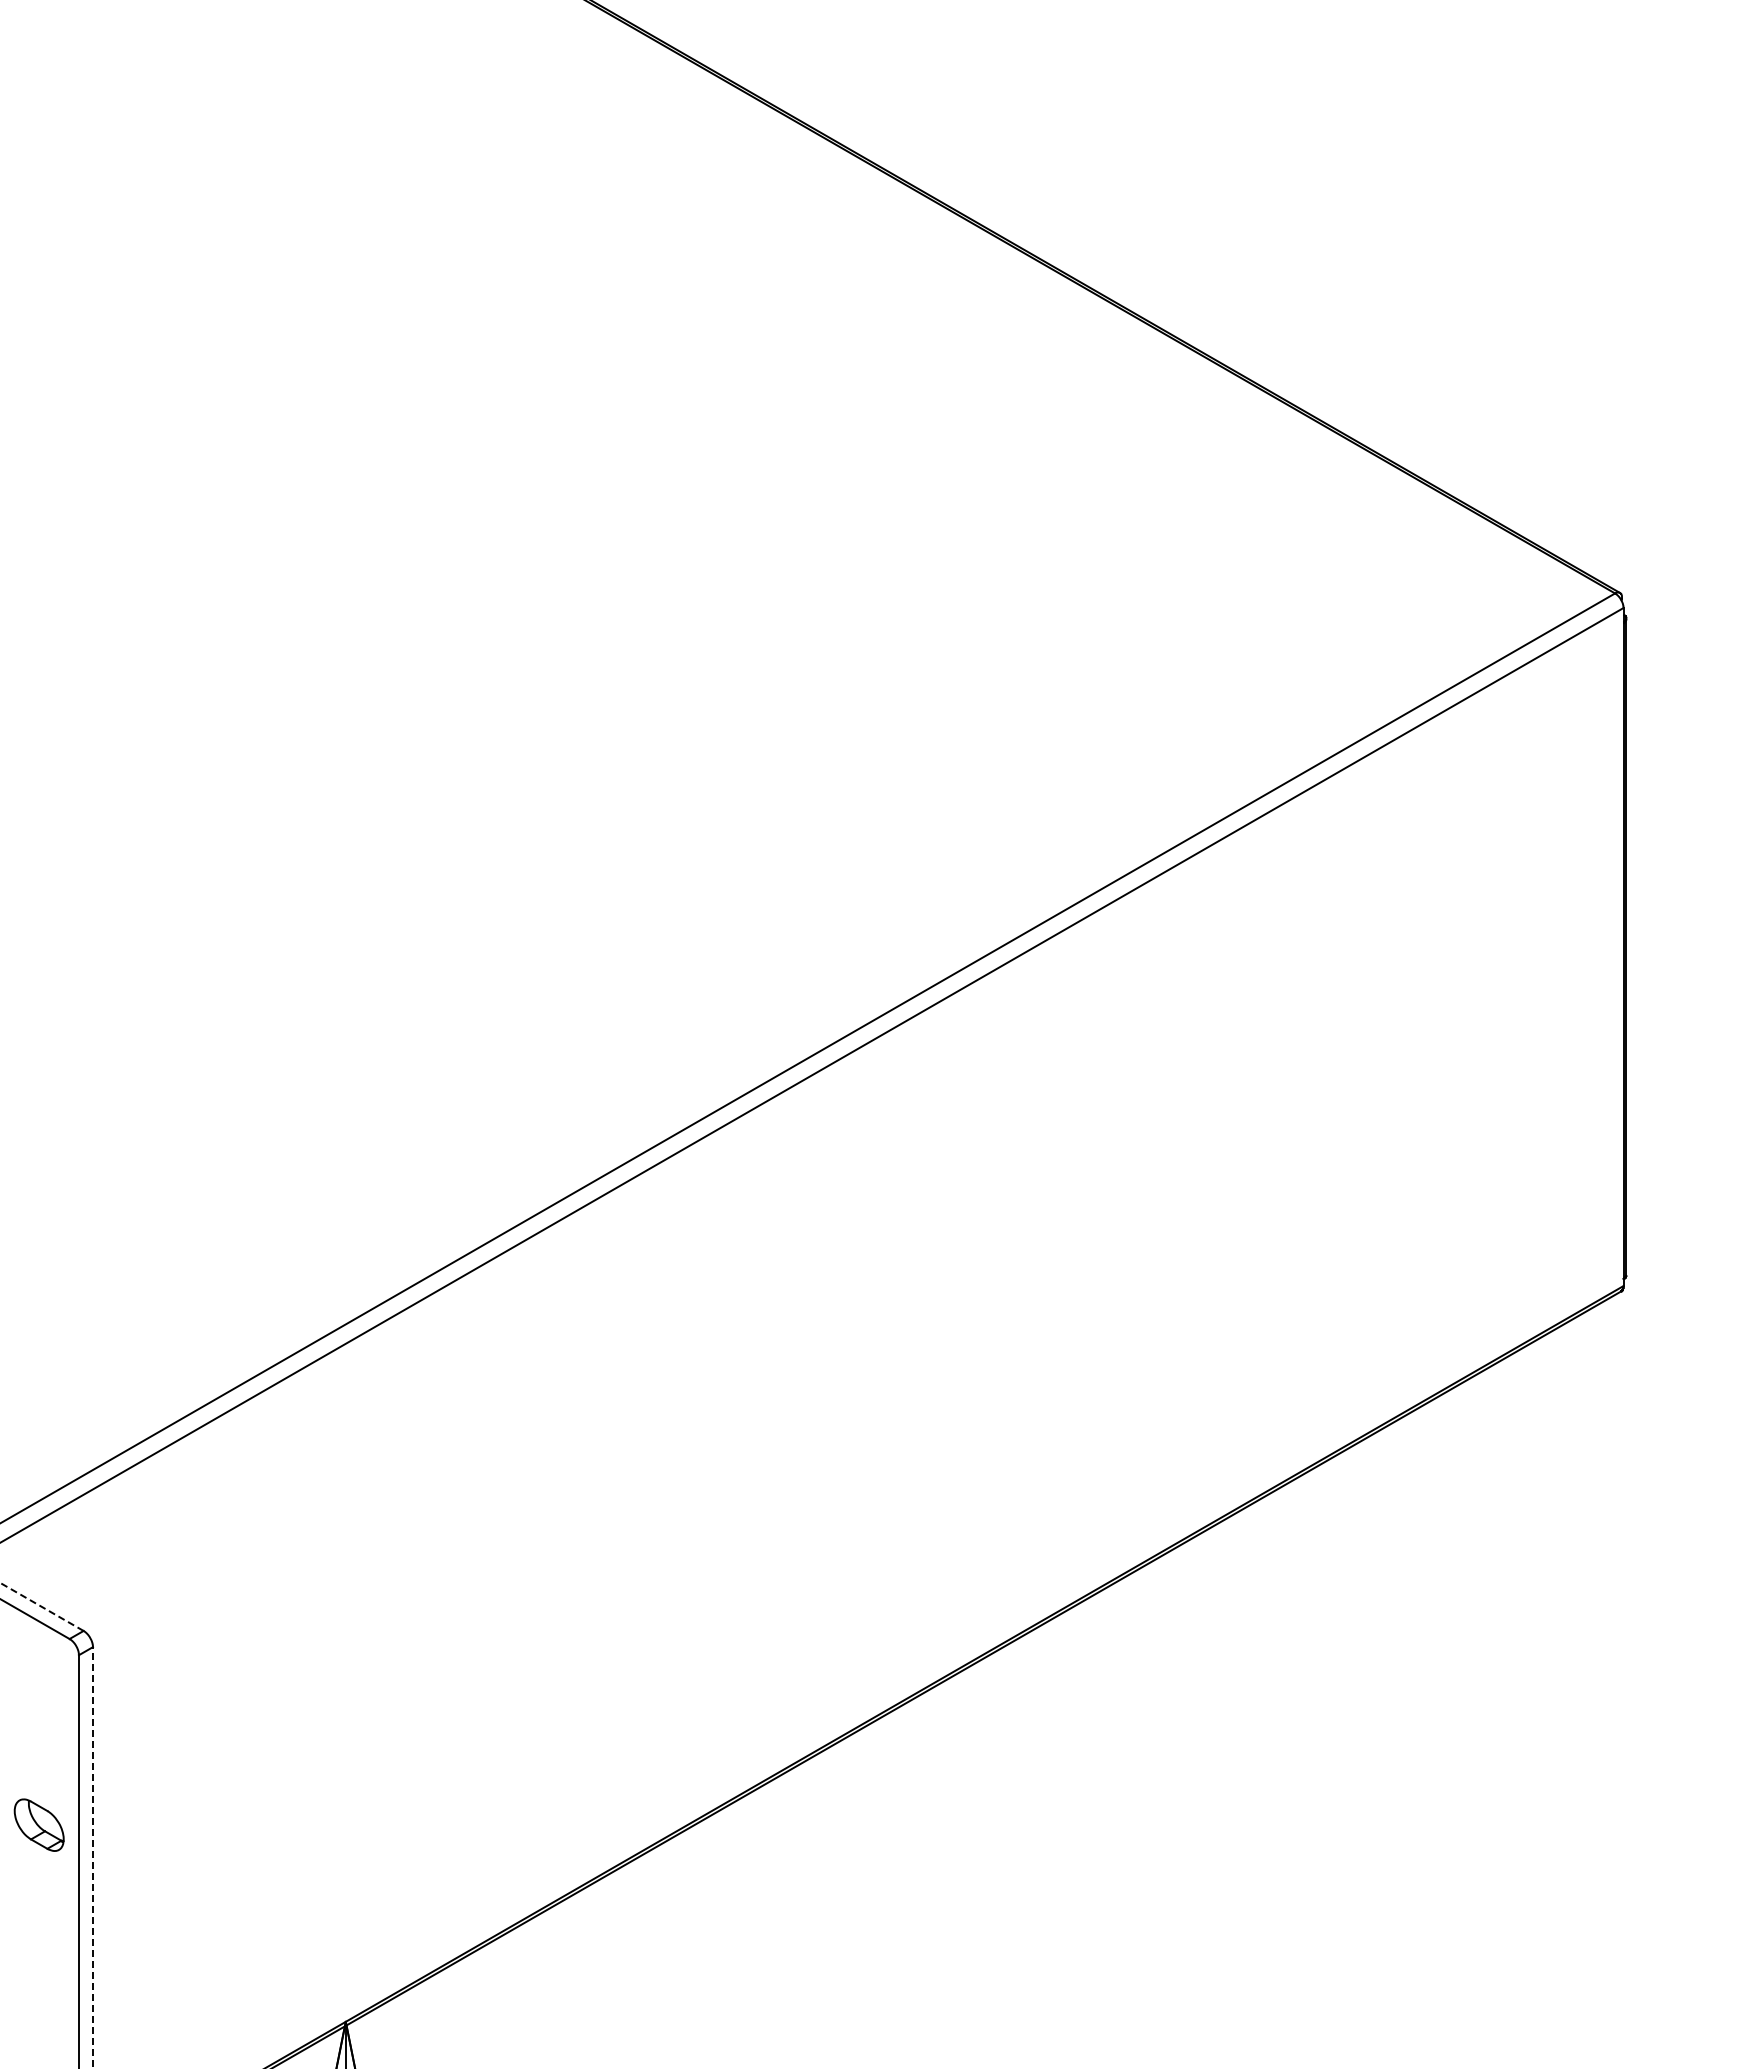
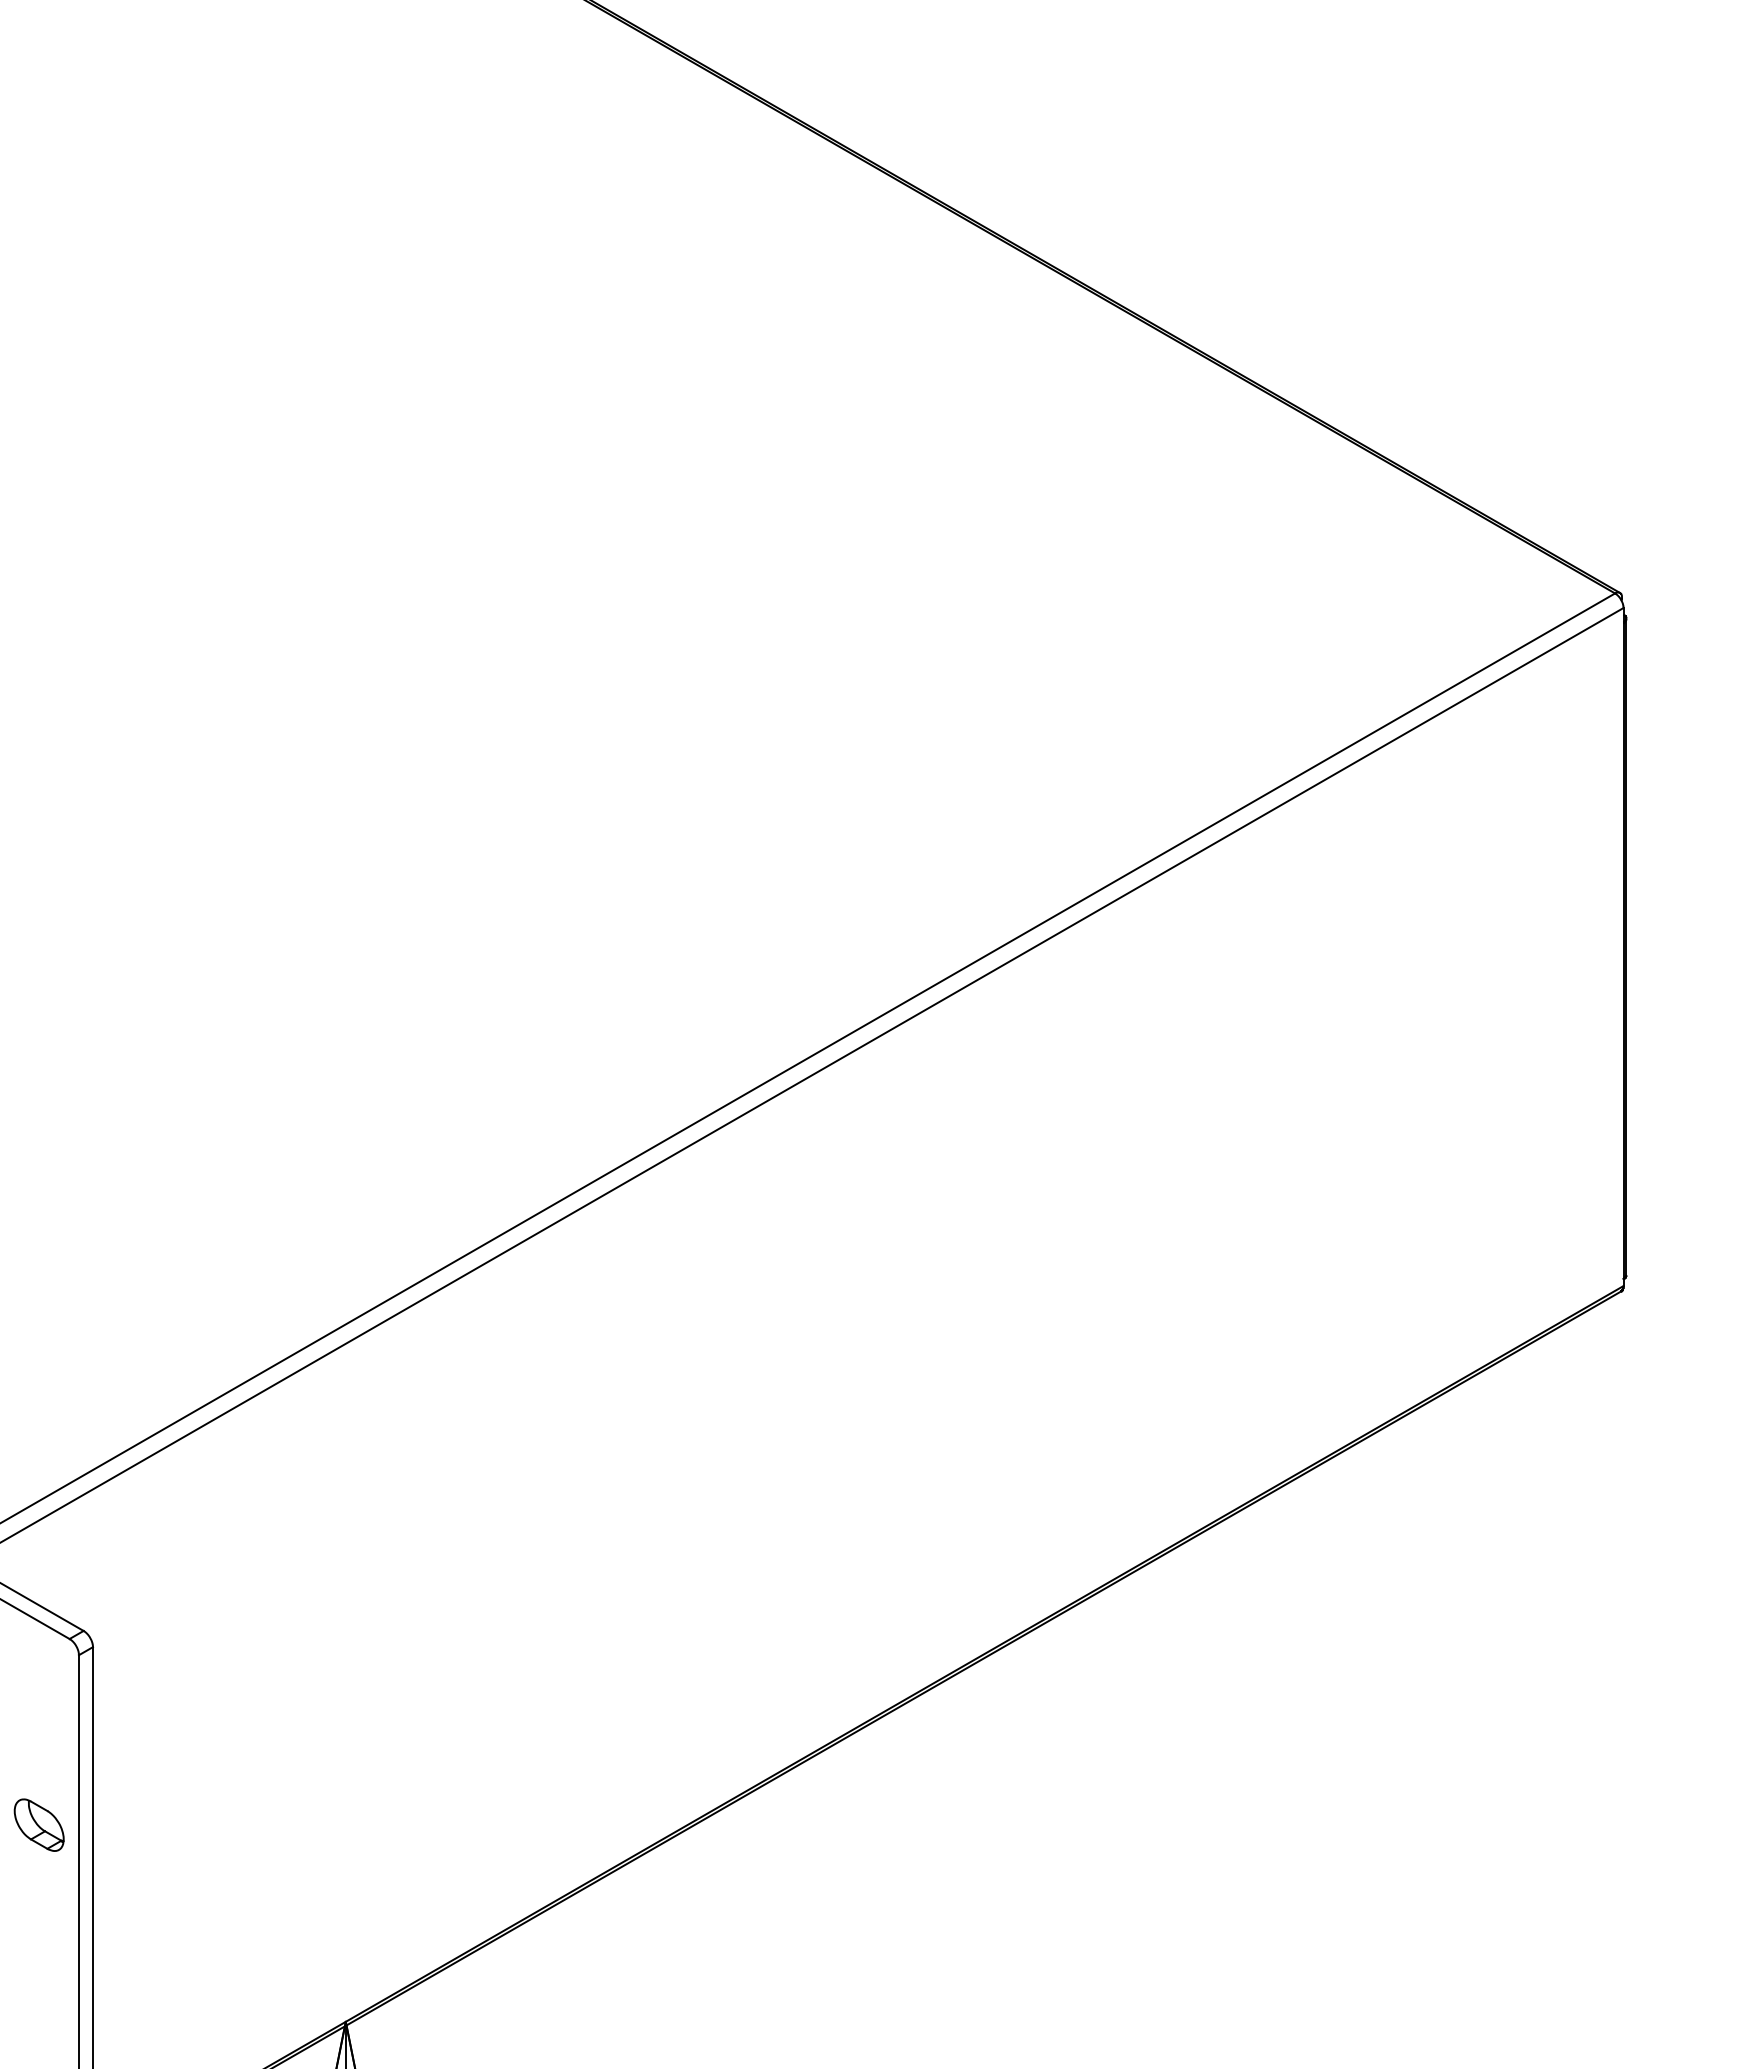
line: dashed -> solid (42, 1607)
line: dashed -> solid (92, 1857)
